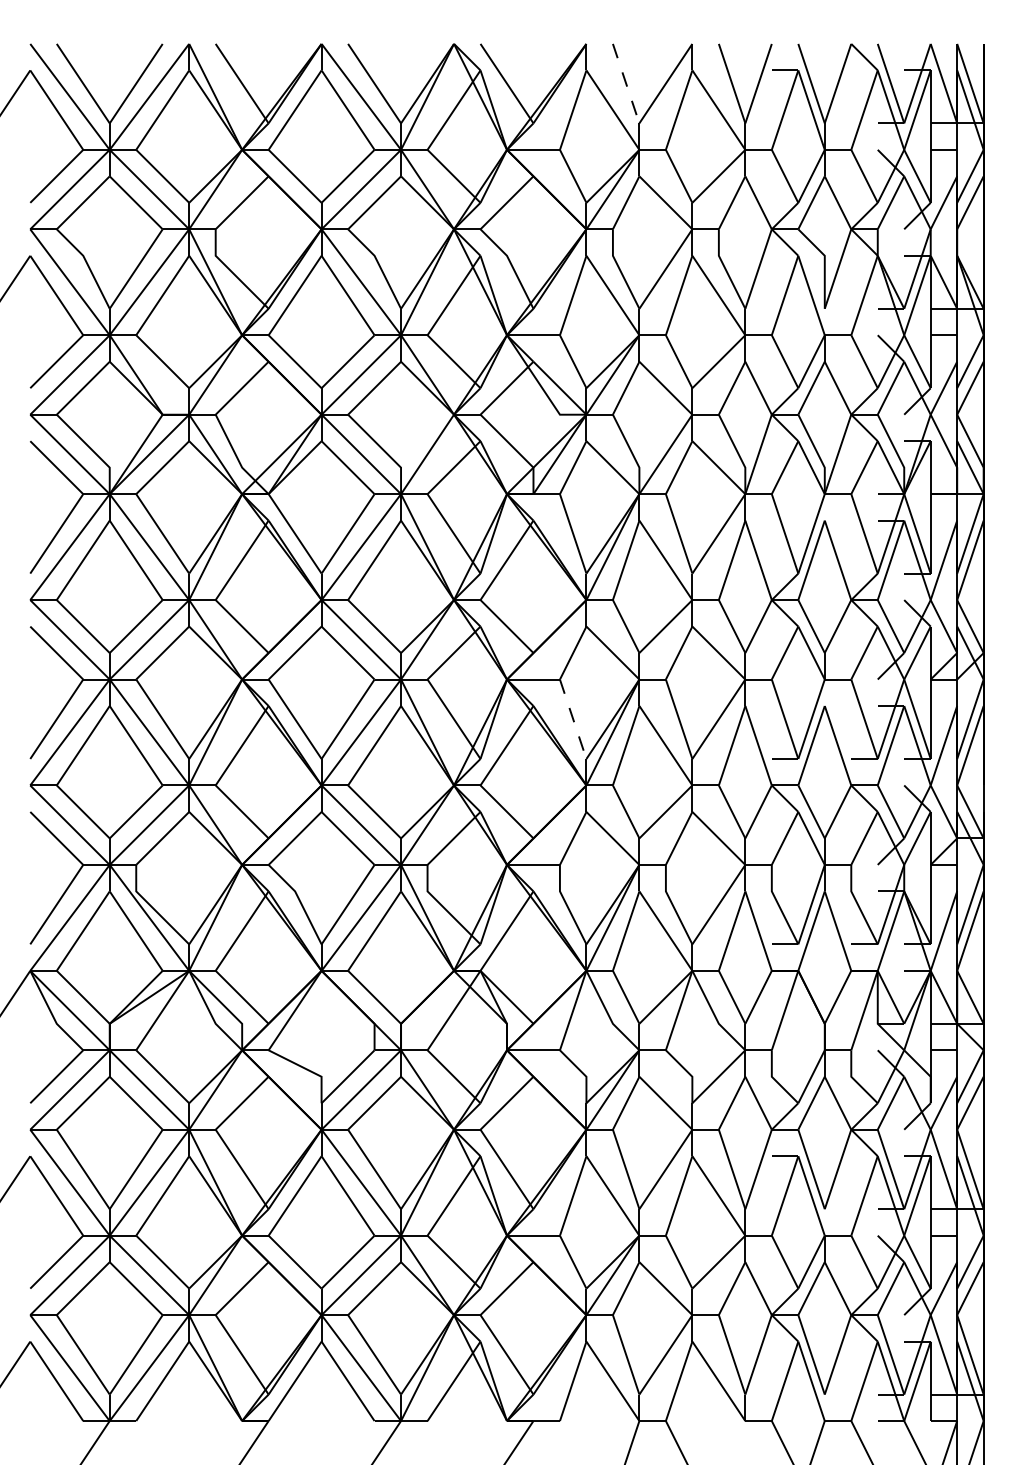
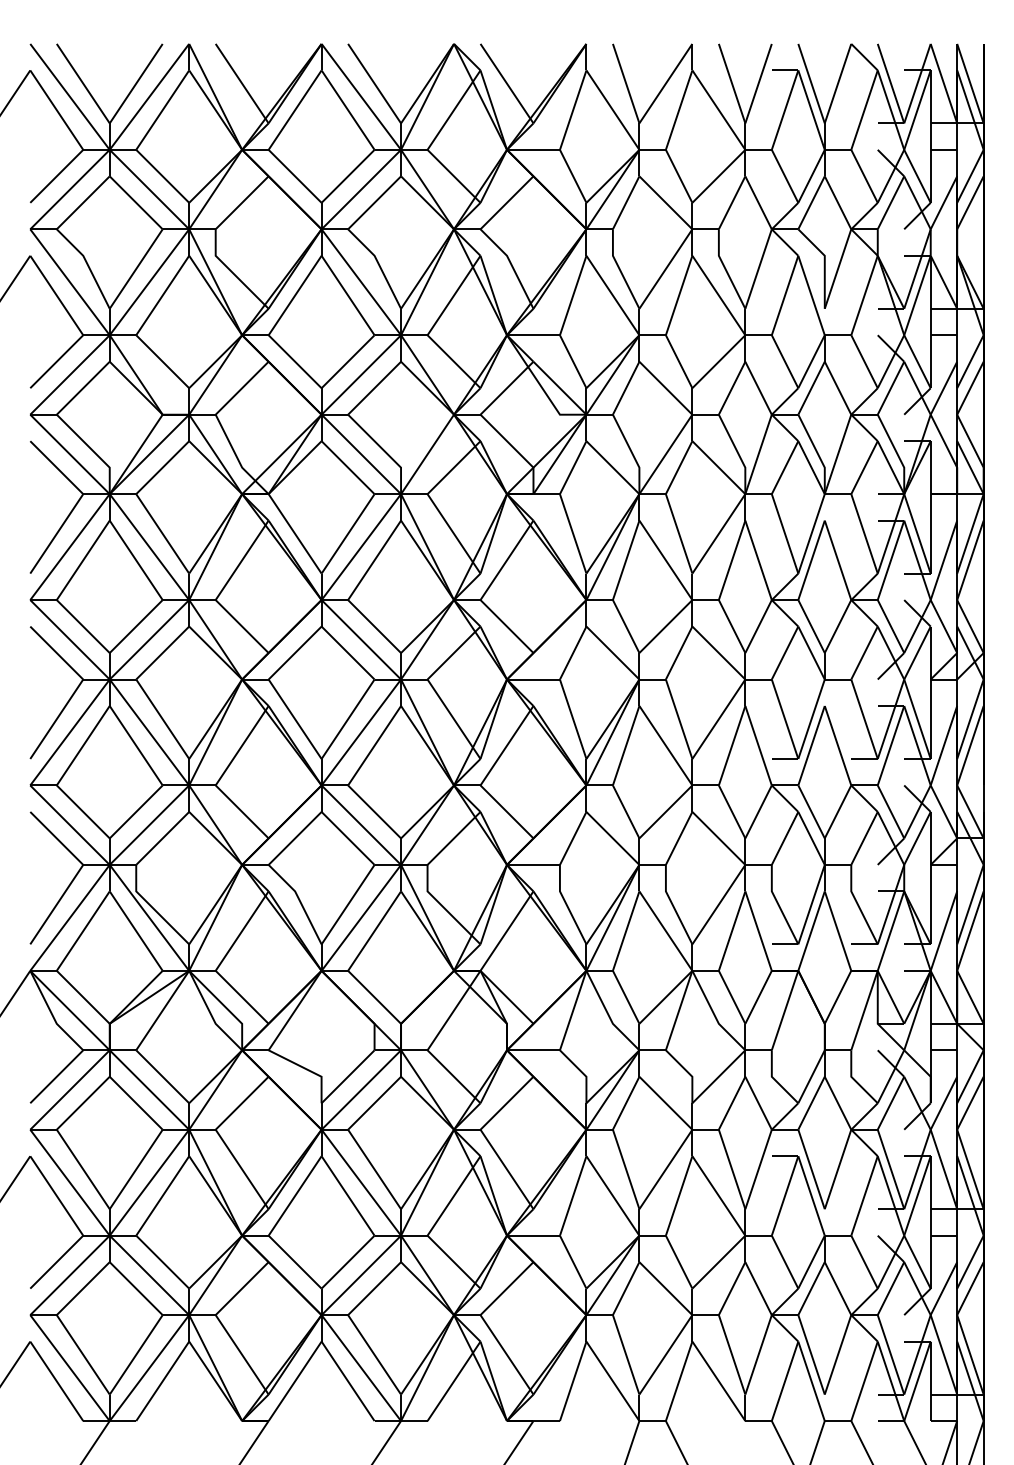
line: dashed -> solid (626, 83)
line: dashed -> solid (573, 719)
